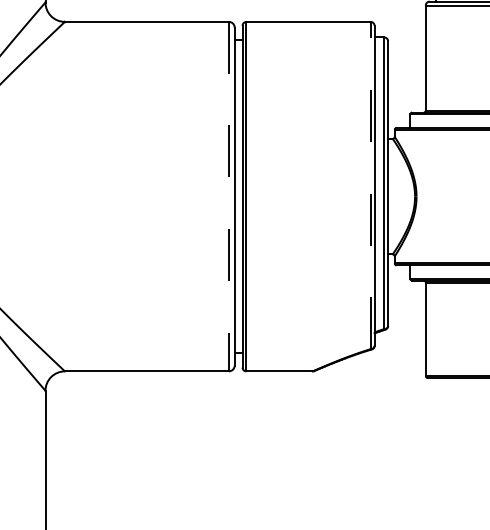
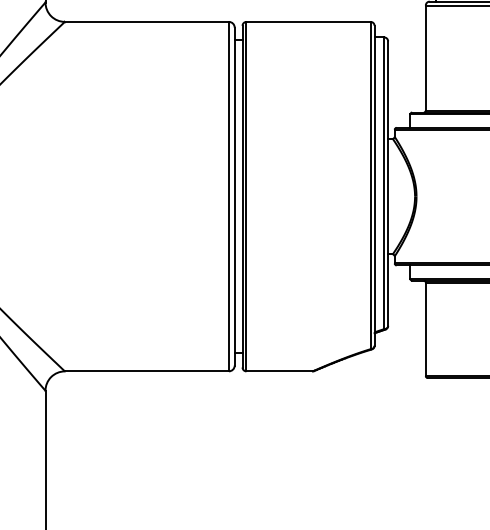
line: dashed -> solid (370, 185)
line: dashed -> solid (228, 196)
